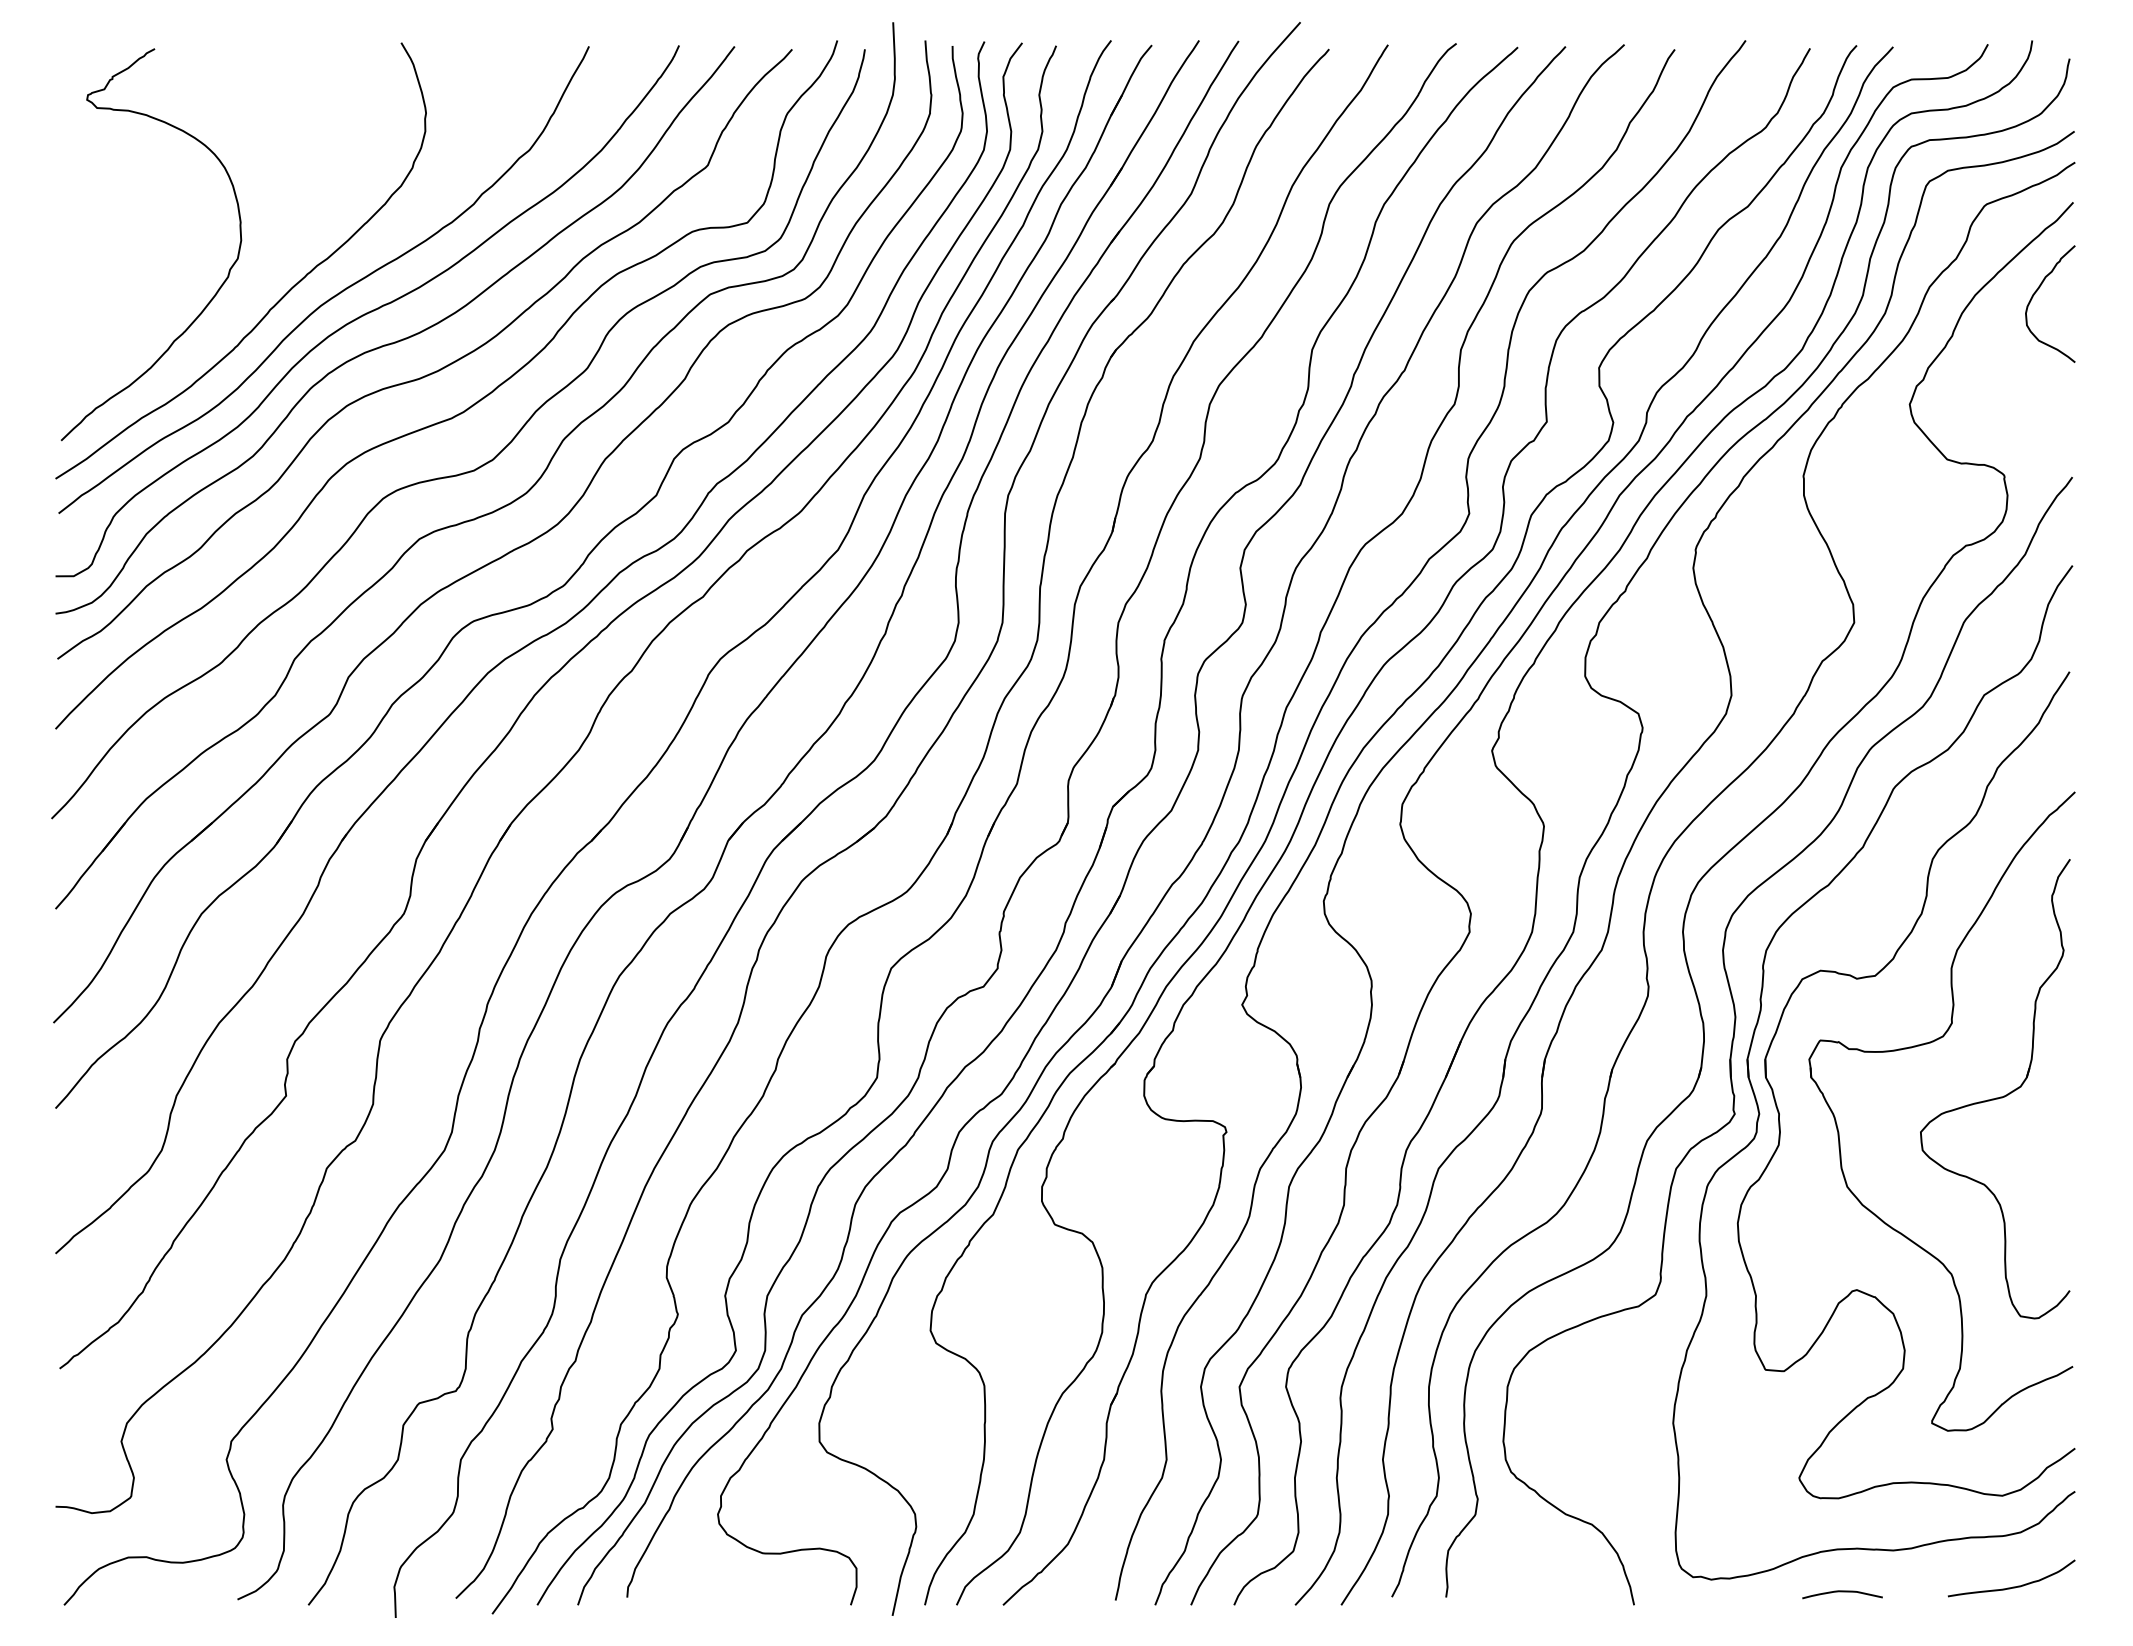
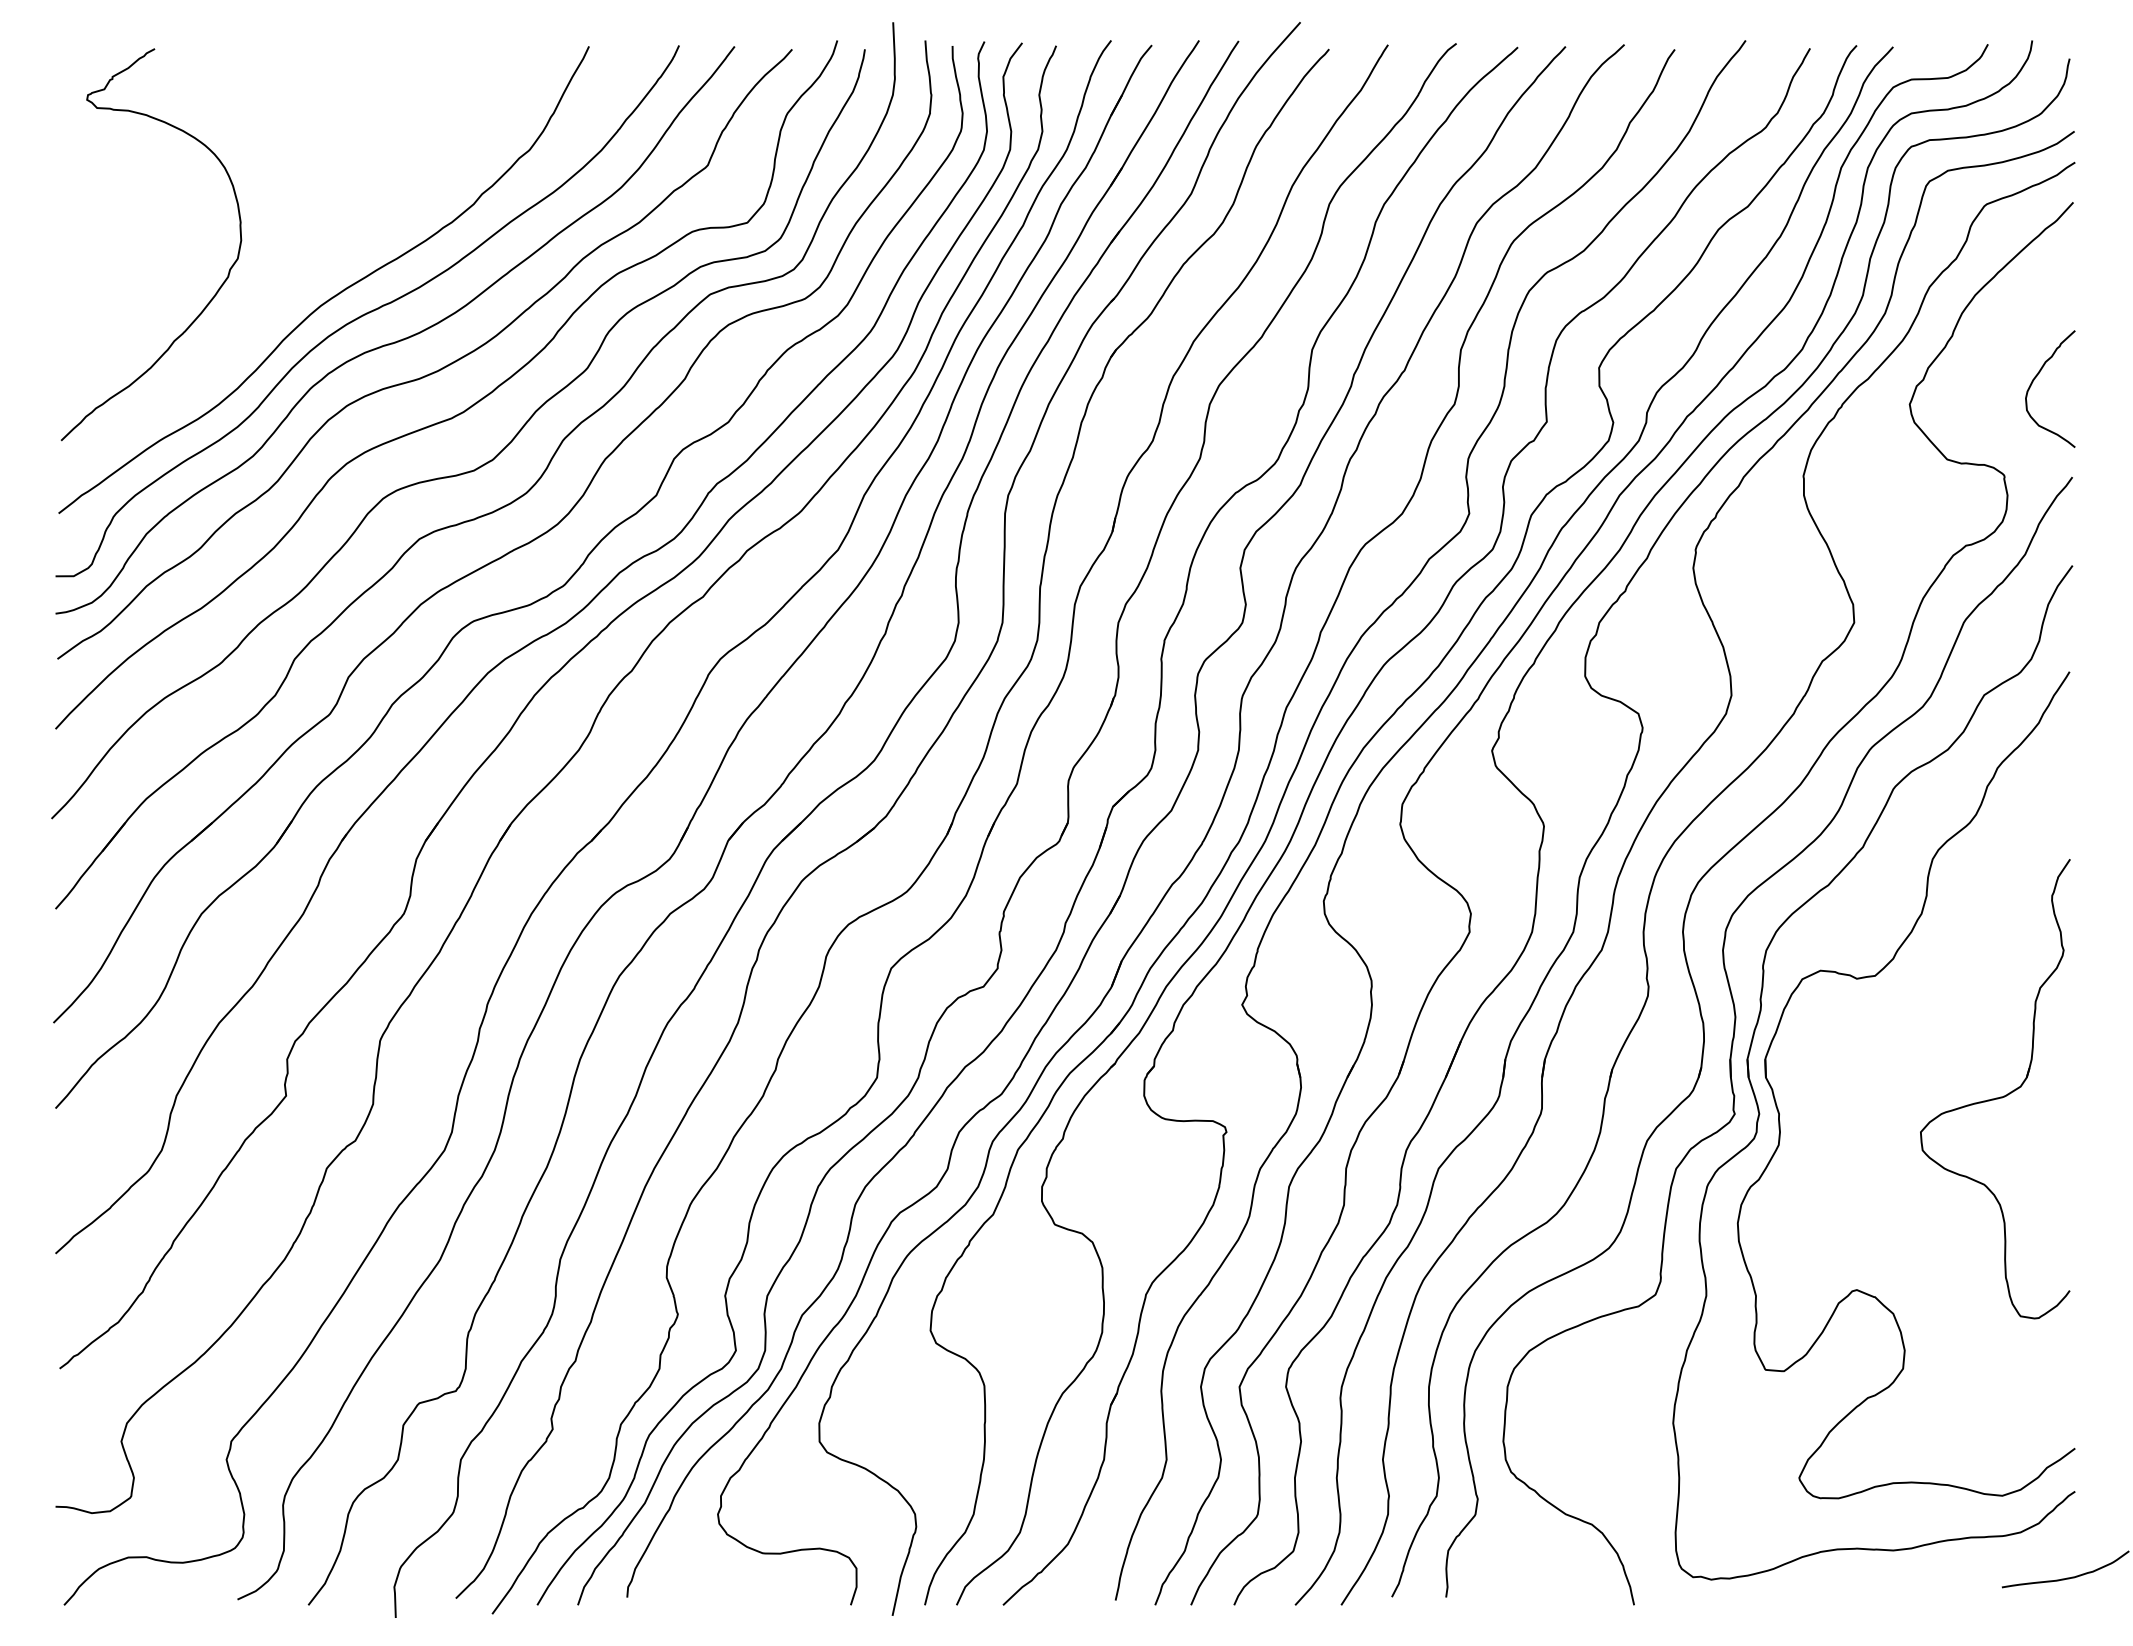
curve position: (2037, 291) -> (2037, 376) (2037, 376)
curve: present -> none (279, 299)
part: present -> none (1923, 1045)
curve position: (2012, 1586) -> (2066, 1577) (2066, 1577)
curve: present -> none (1842, 1592)
